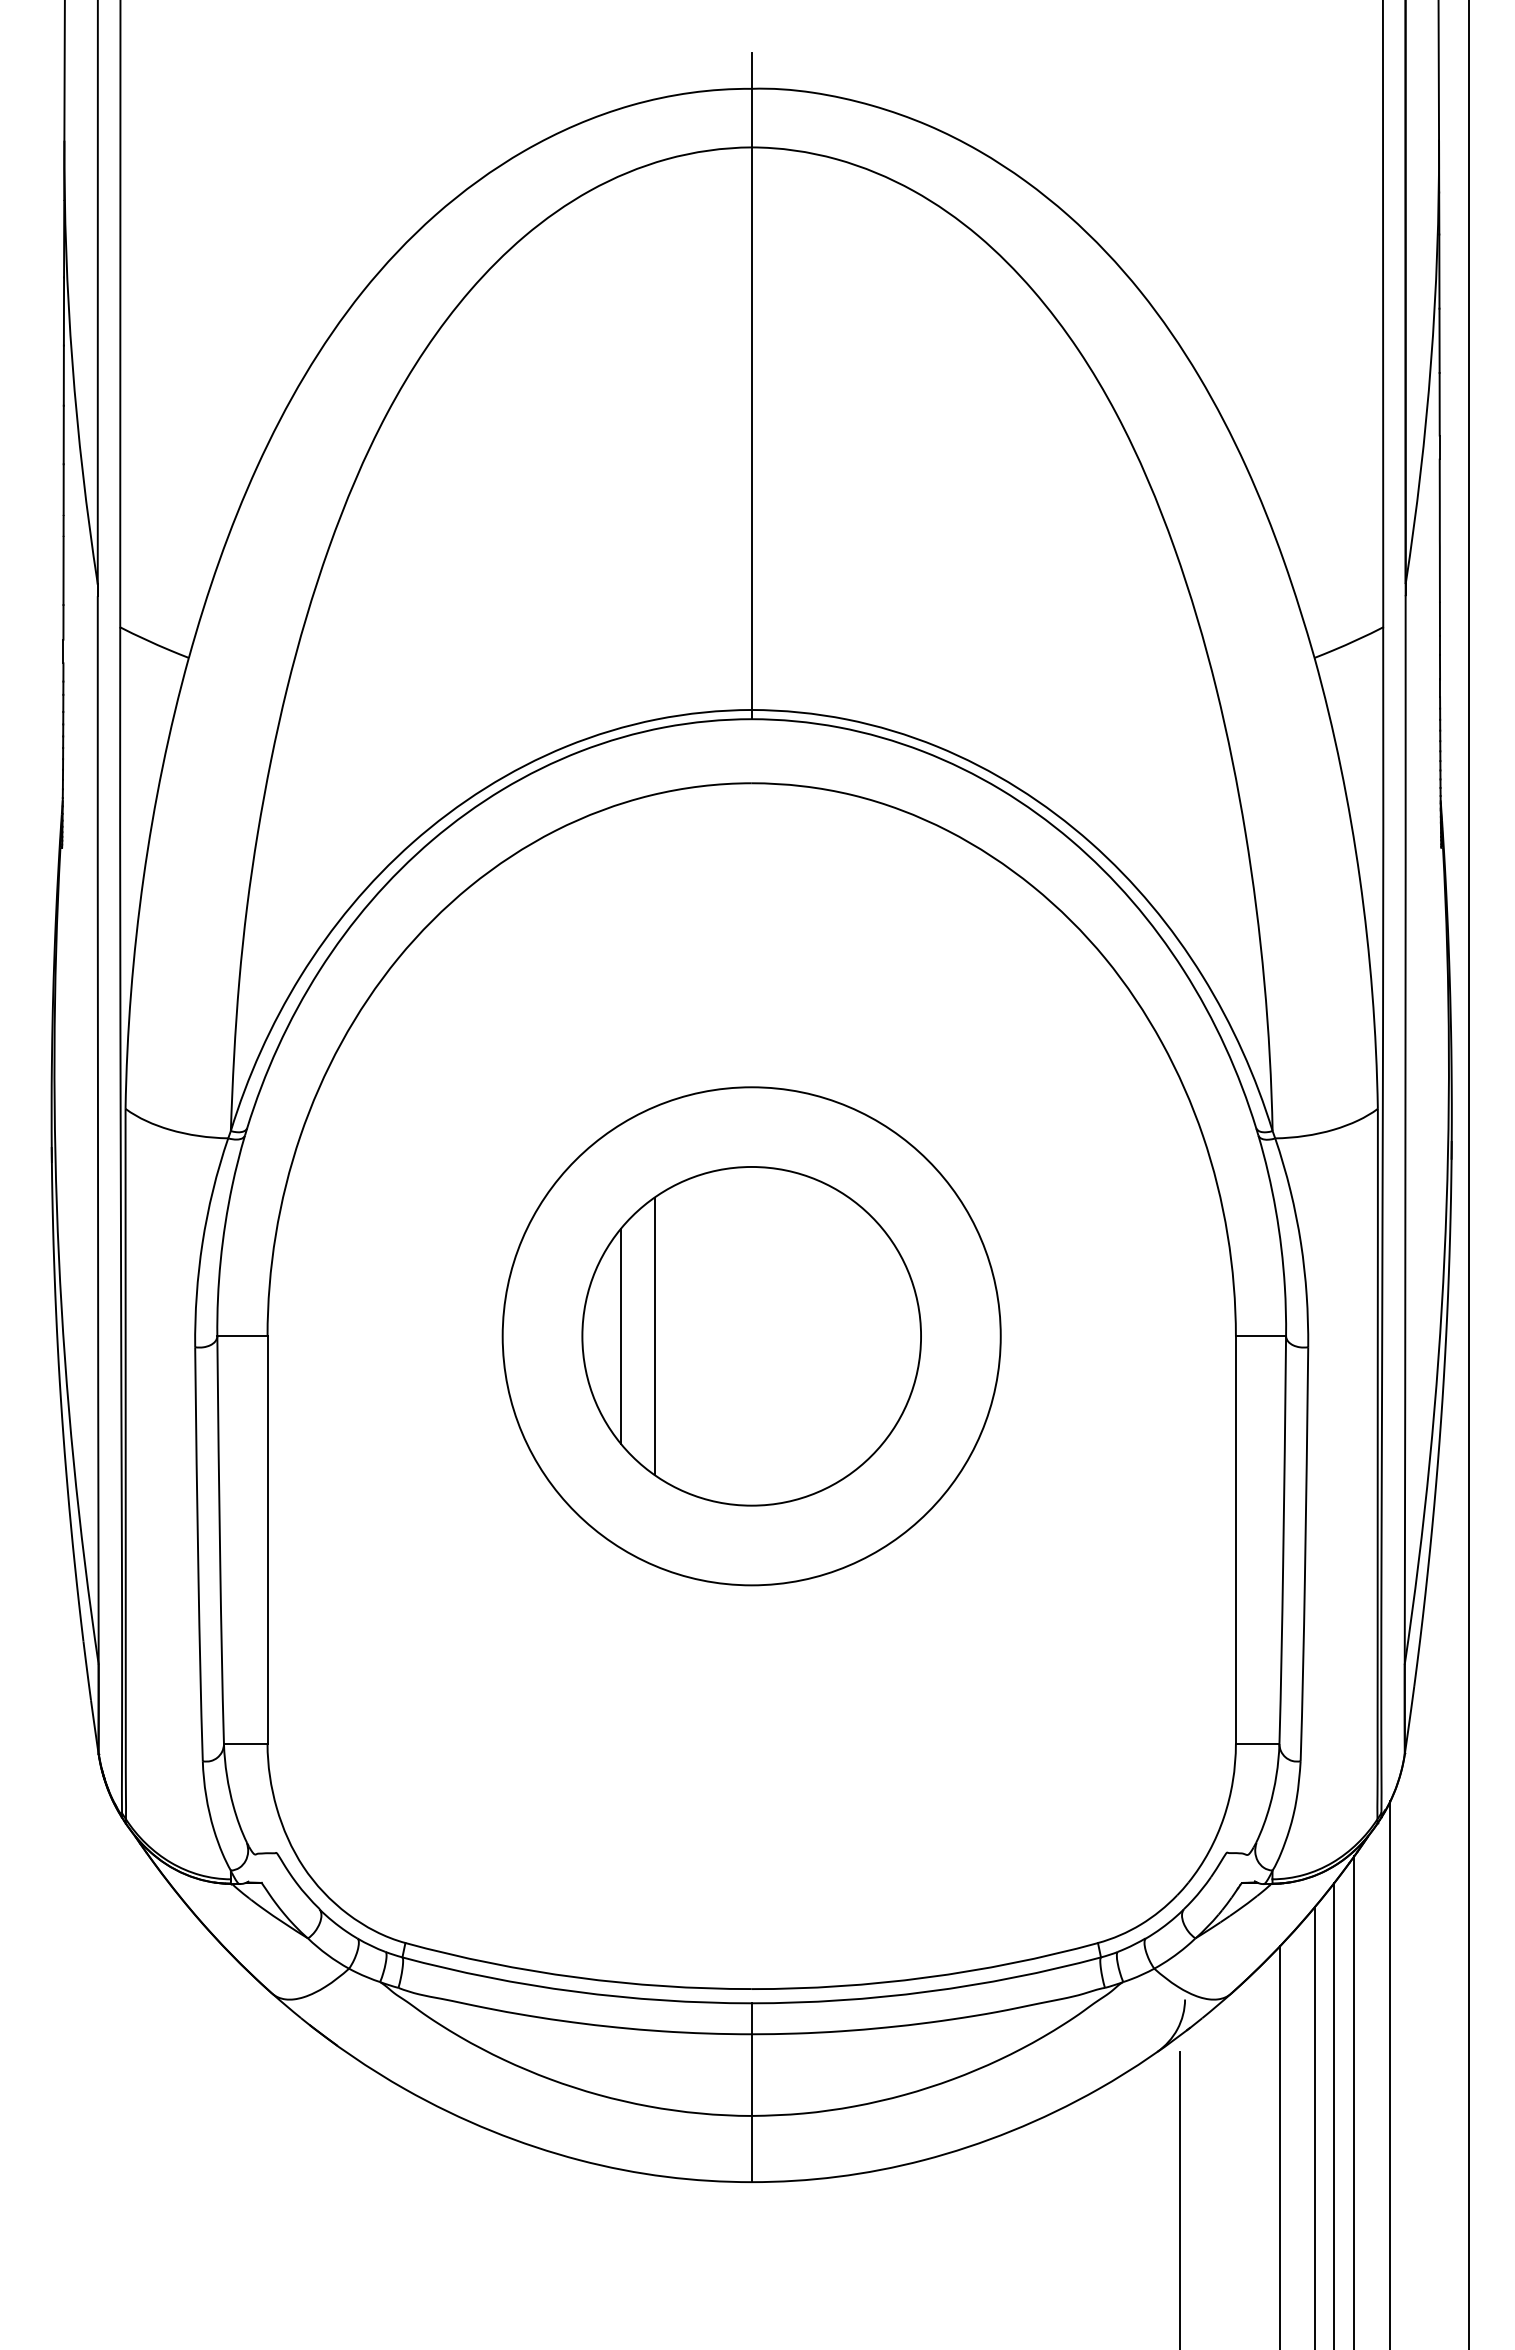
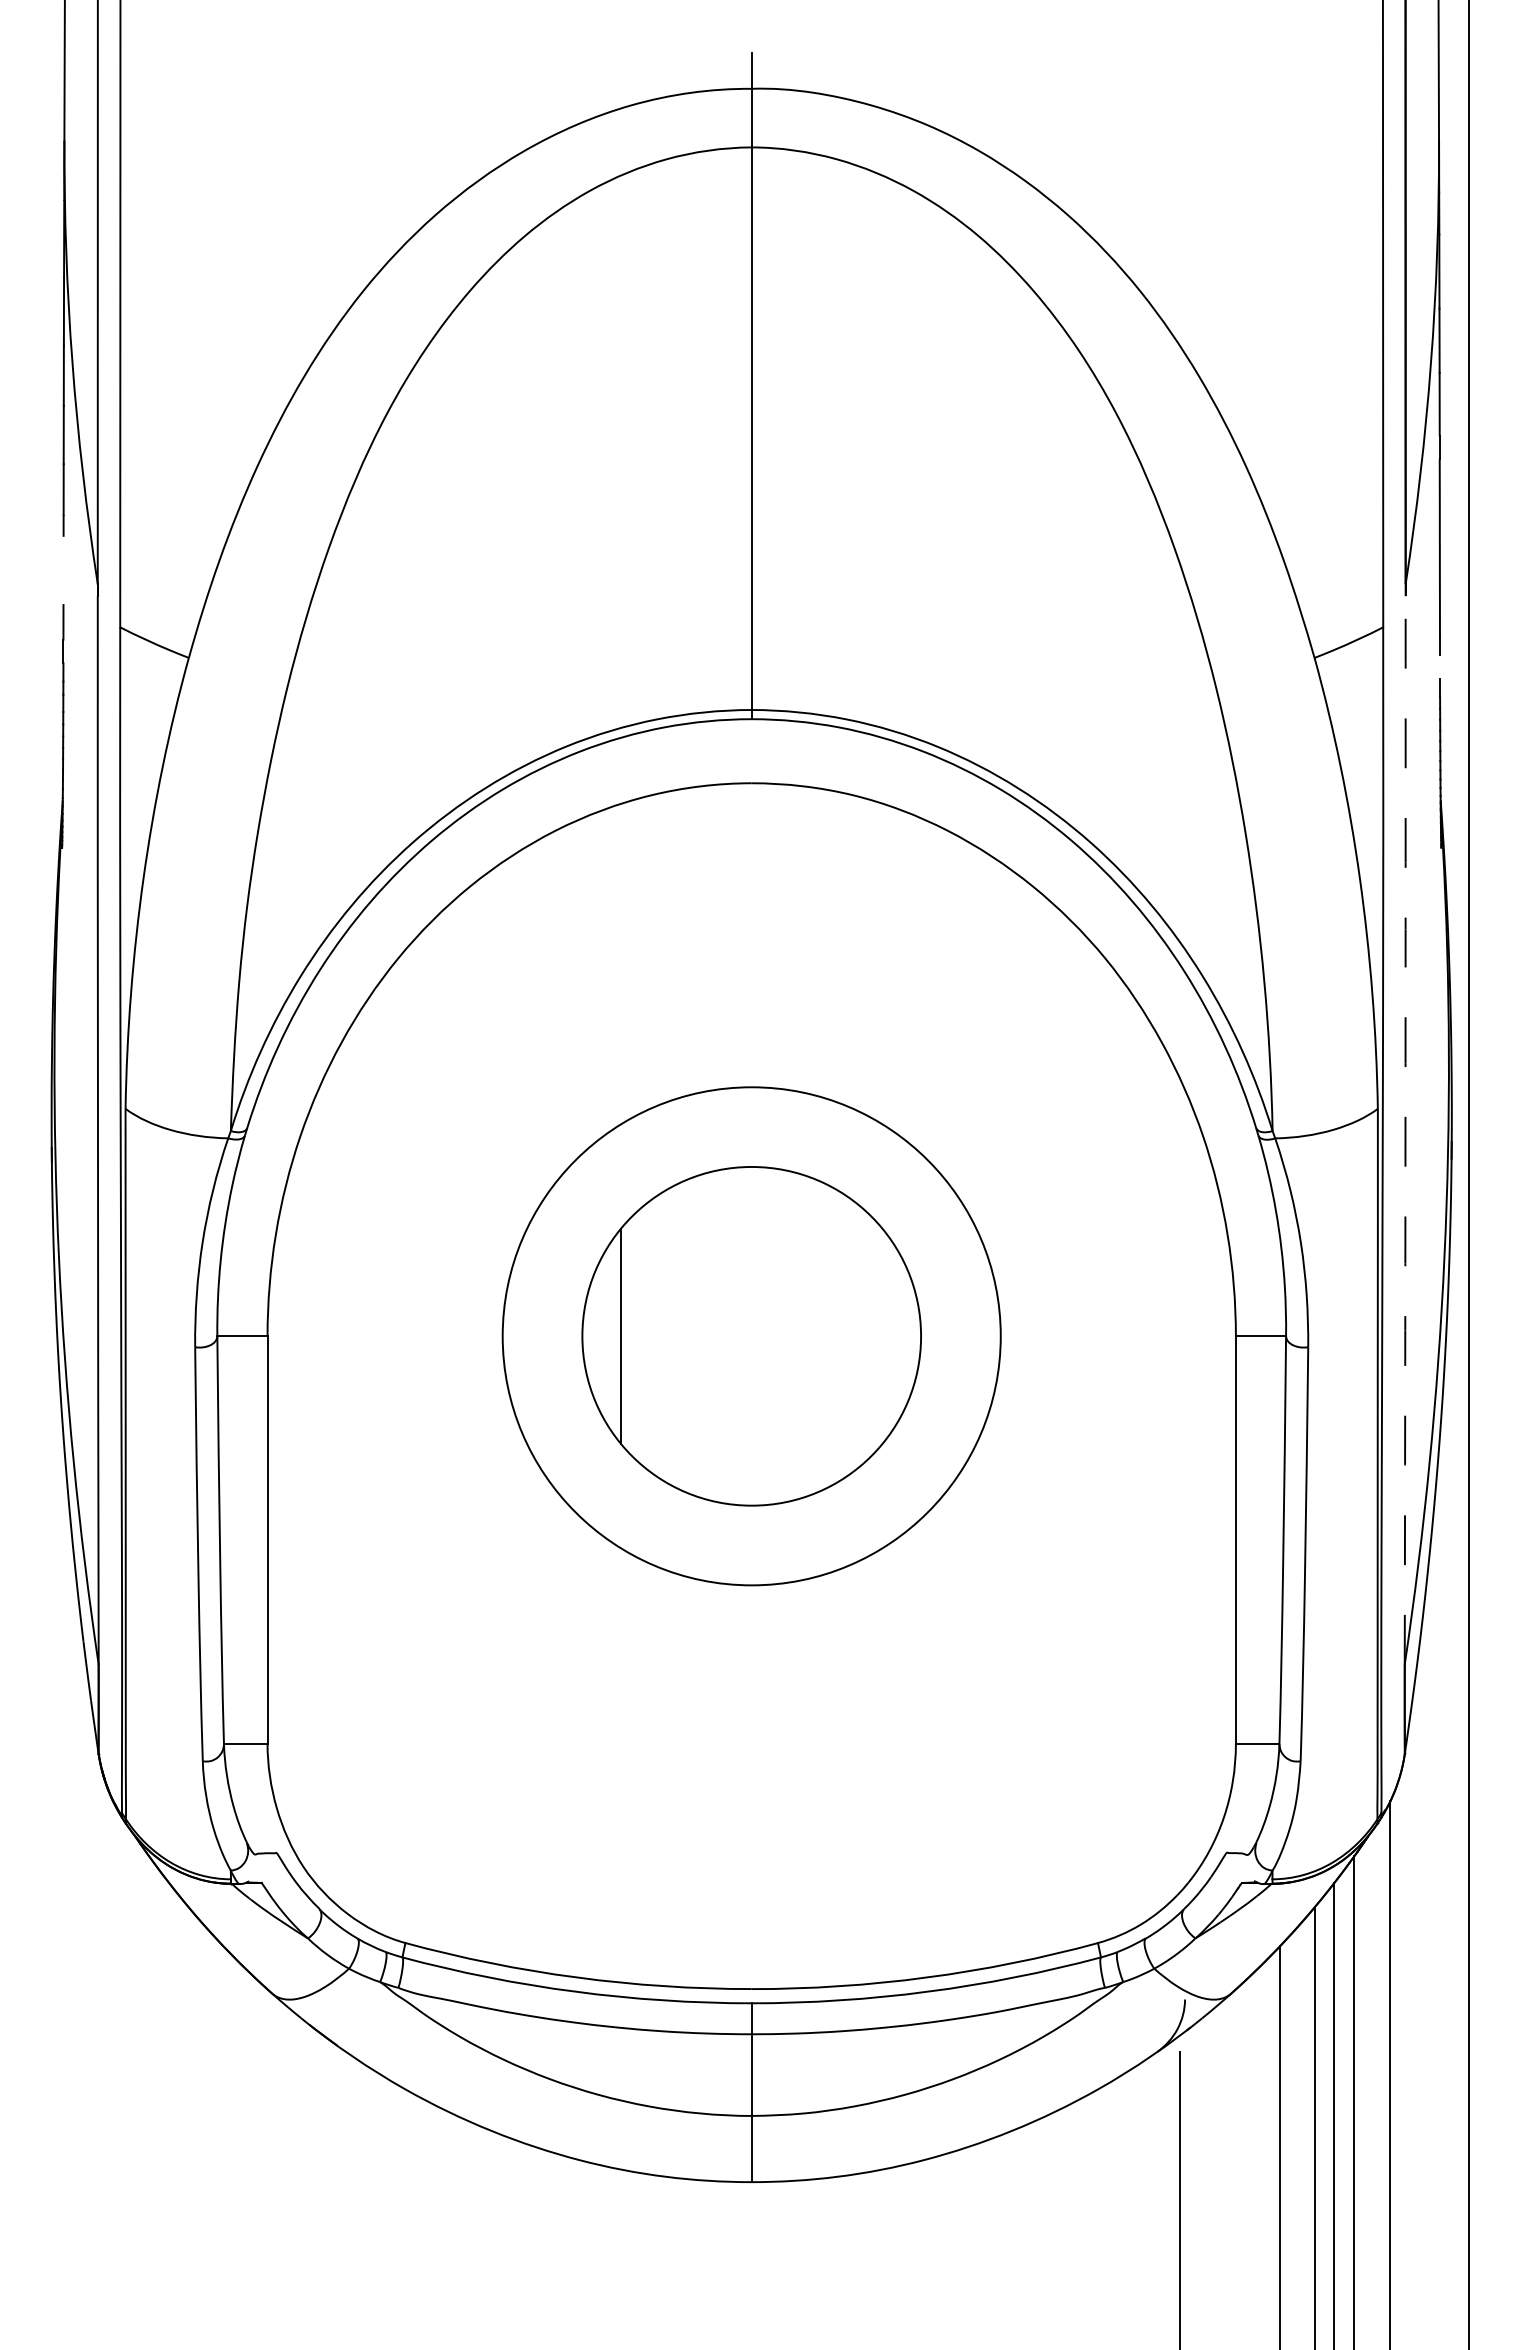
line: present -> none (63, 570)
line: present -> none (1439, 666)
arc: solid -> dashed (1405, 1130)
line: present -> none (654, 1336)
